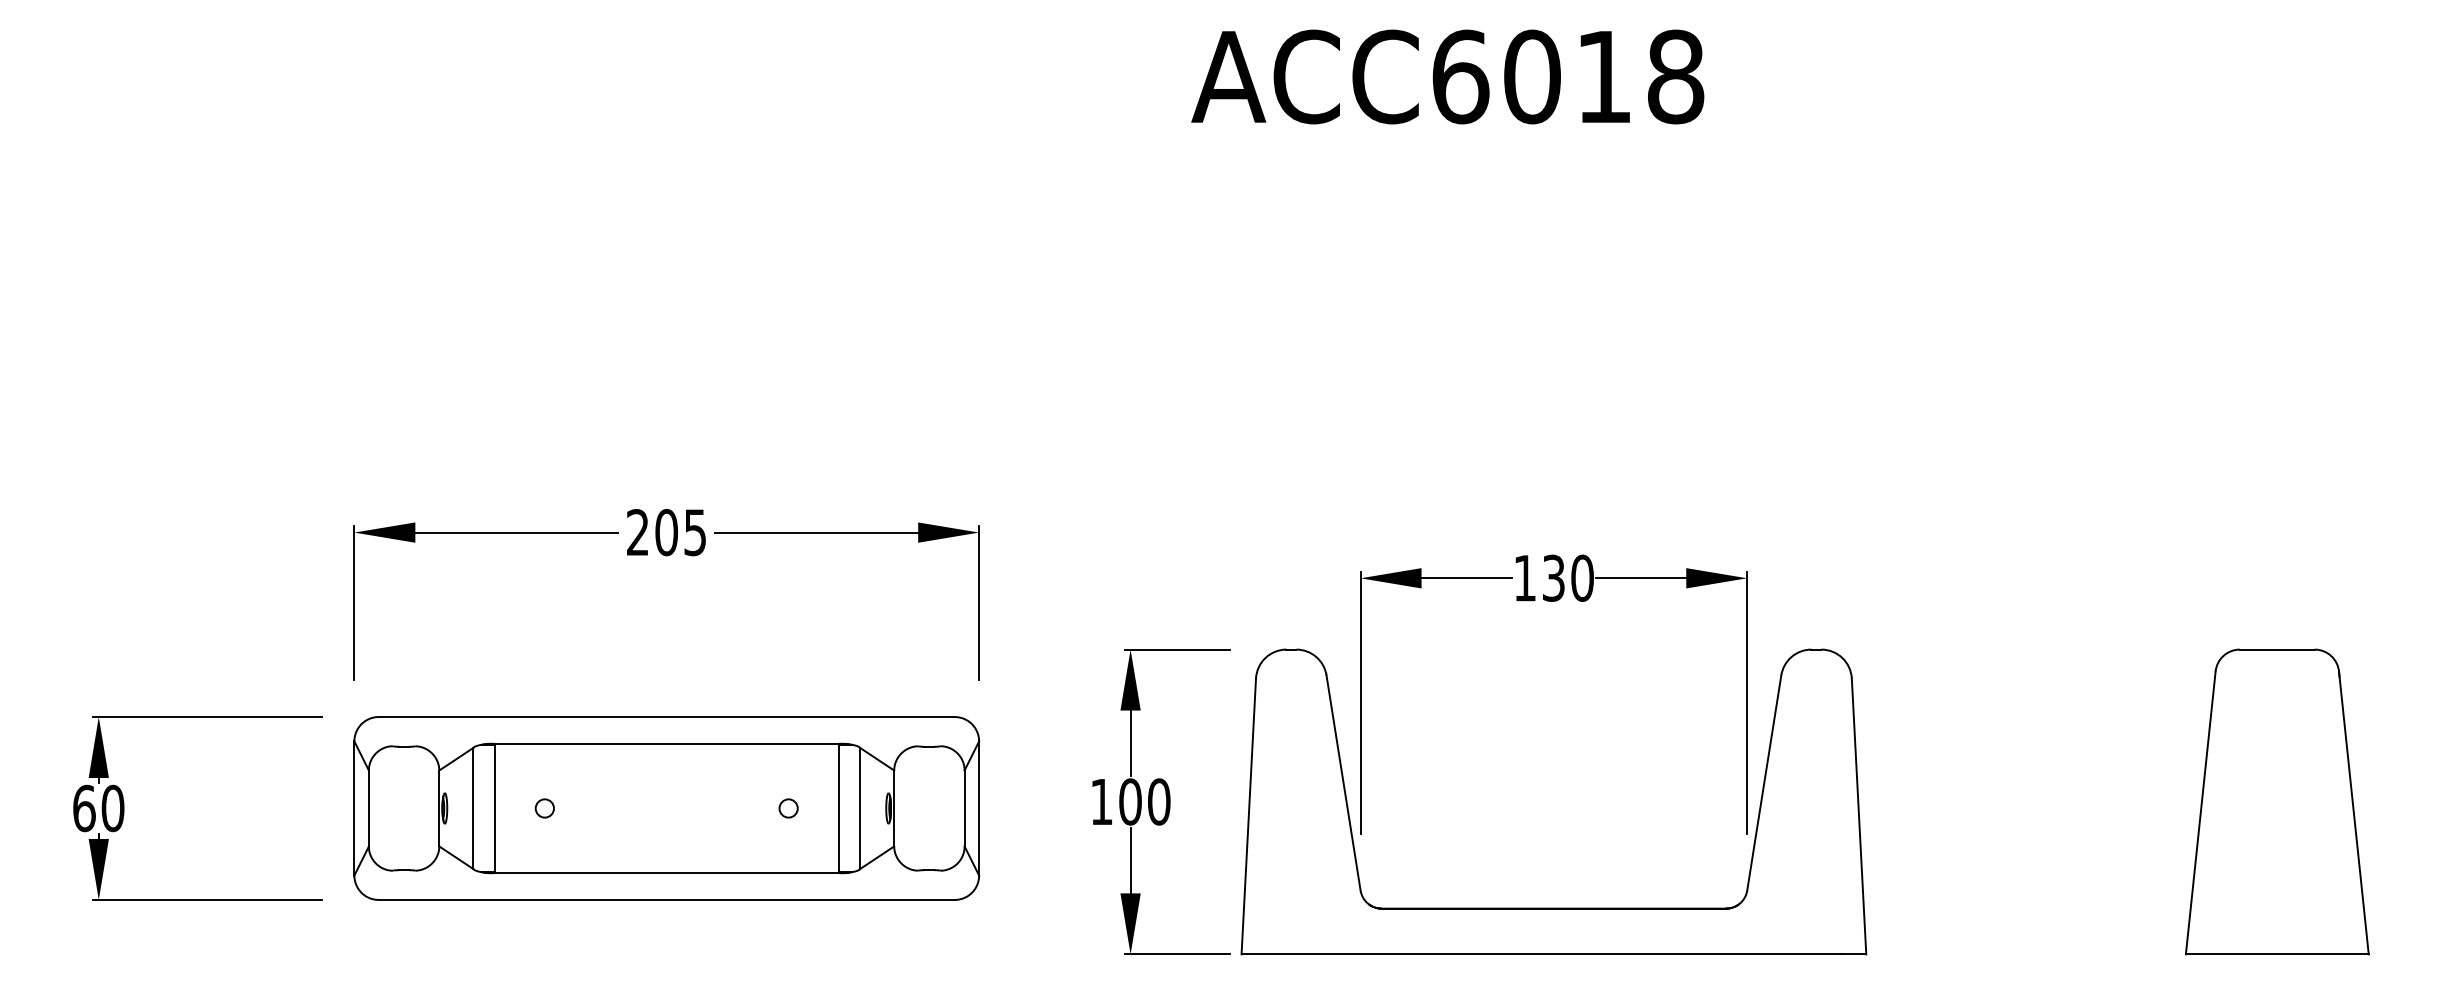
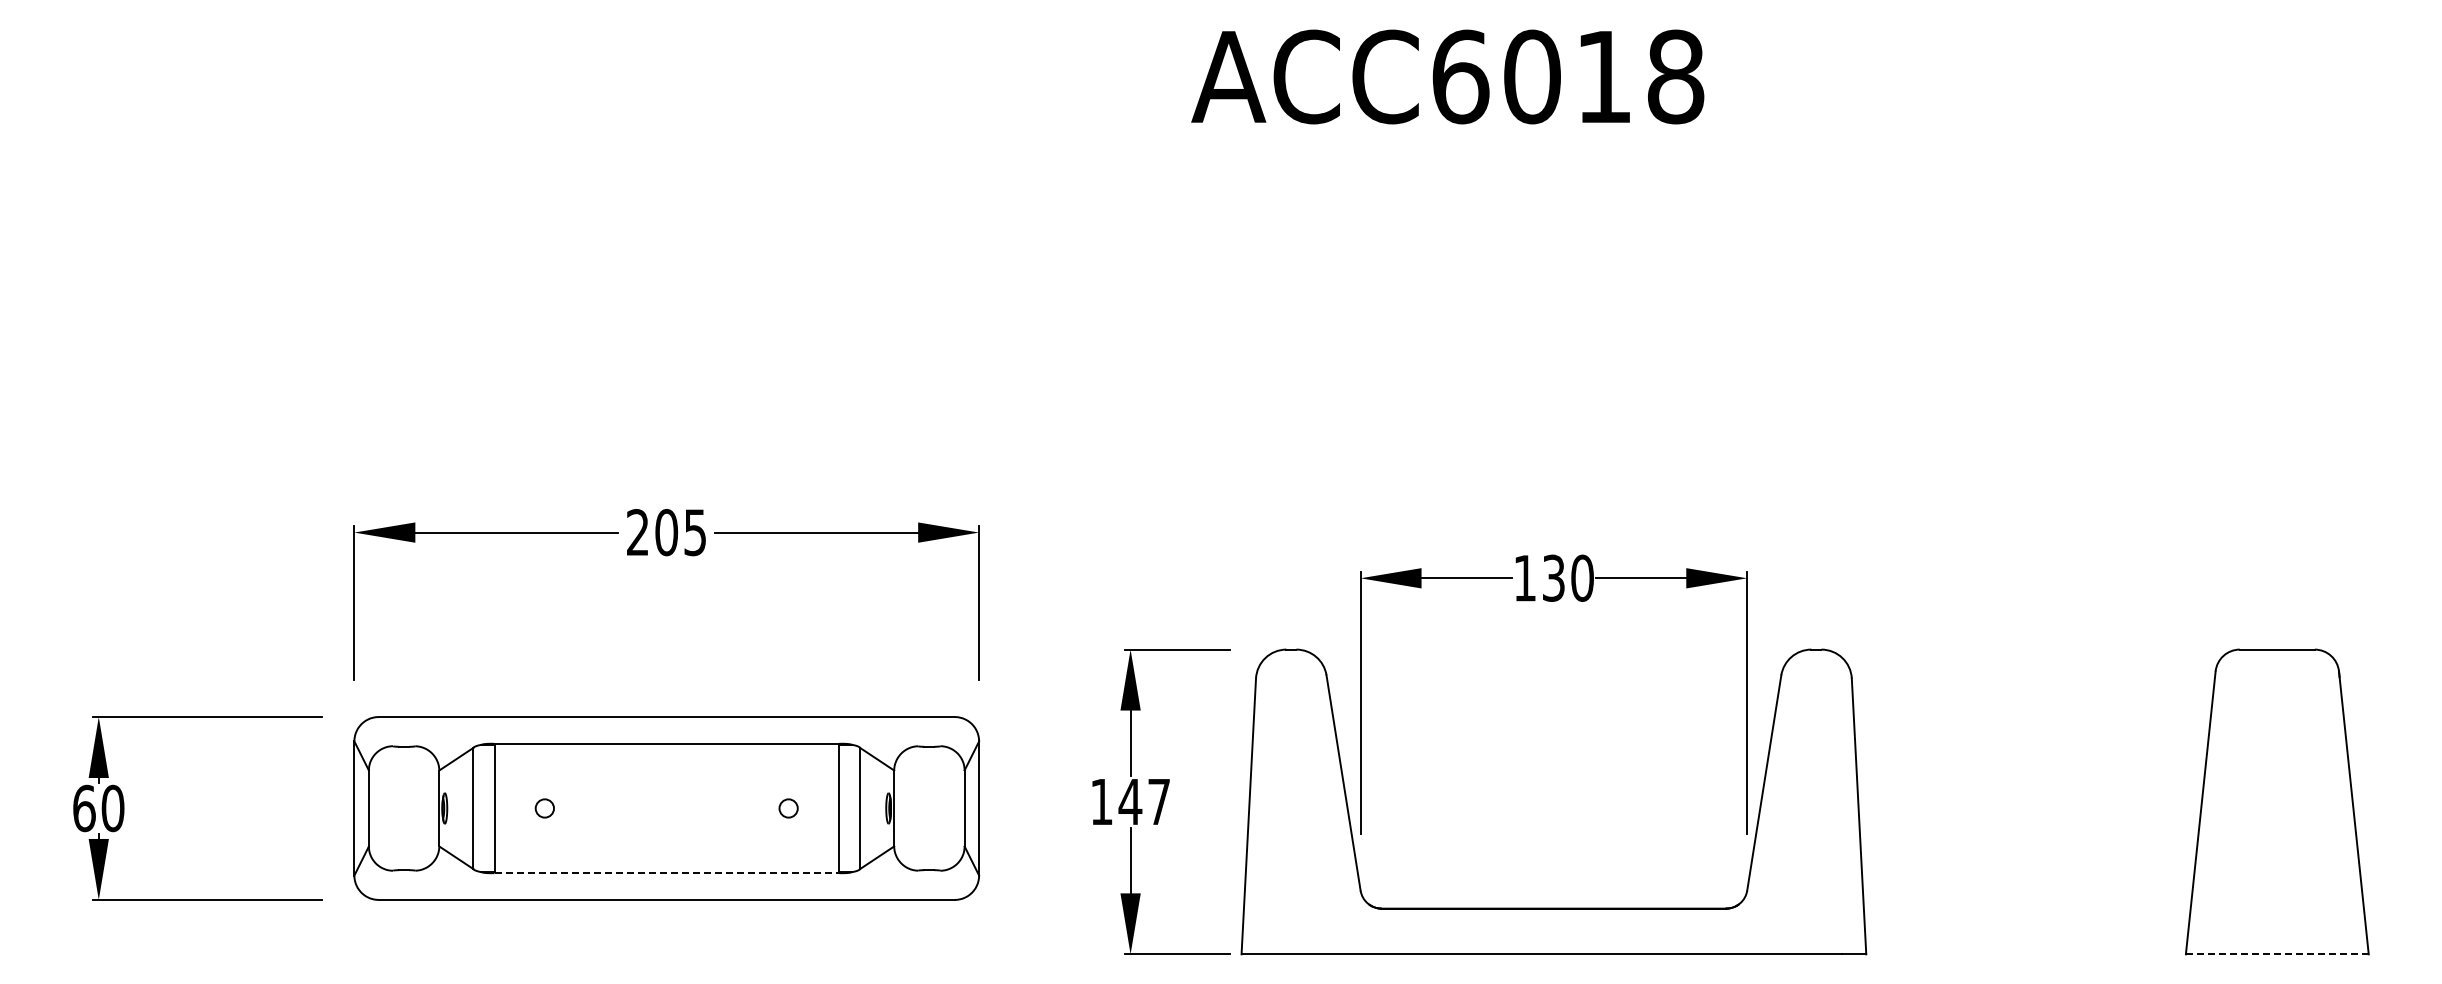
text: 100 -> 147 (1144, 801)
line: solid -> dashed (667, 873)
line: solid -> dashed (2277, 954)
